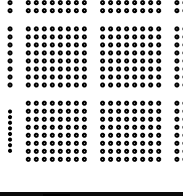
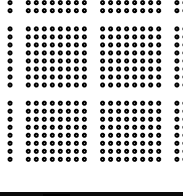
part size: 4x44 px -> 6x62 px (9, 130)
